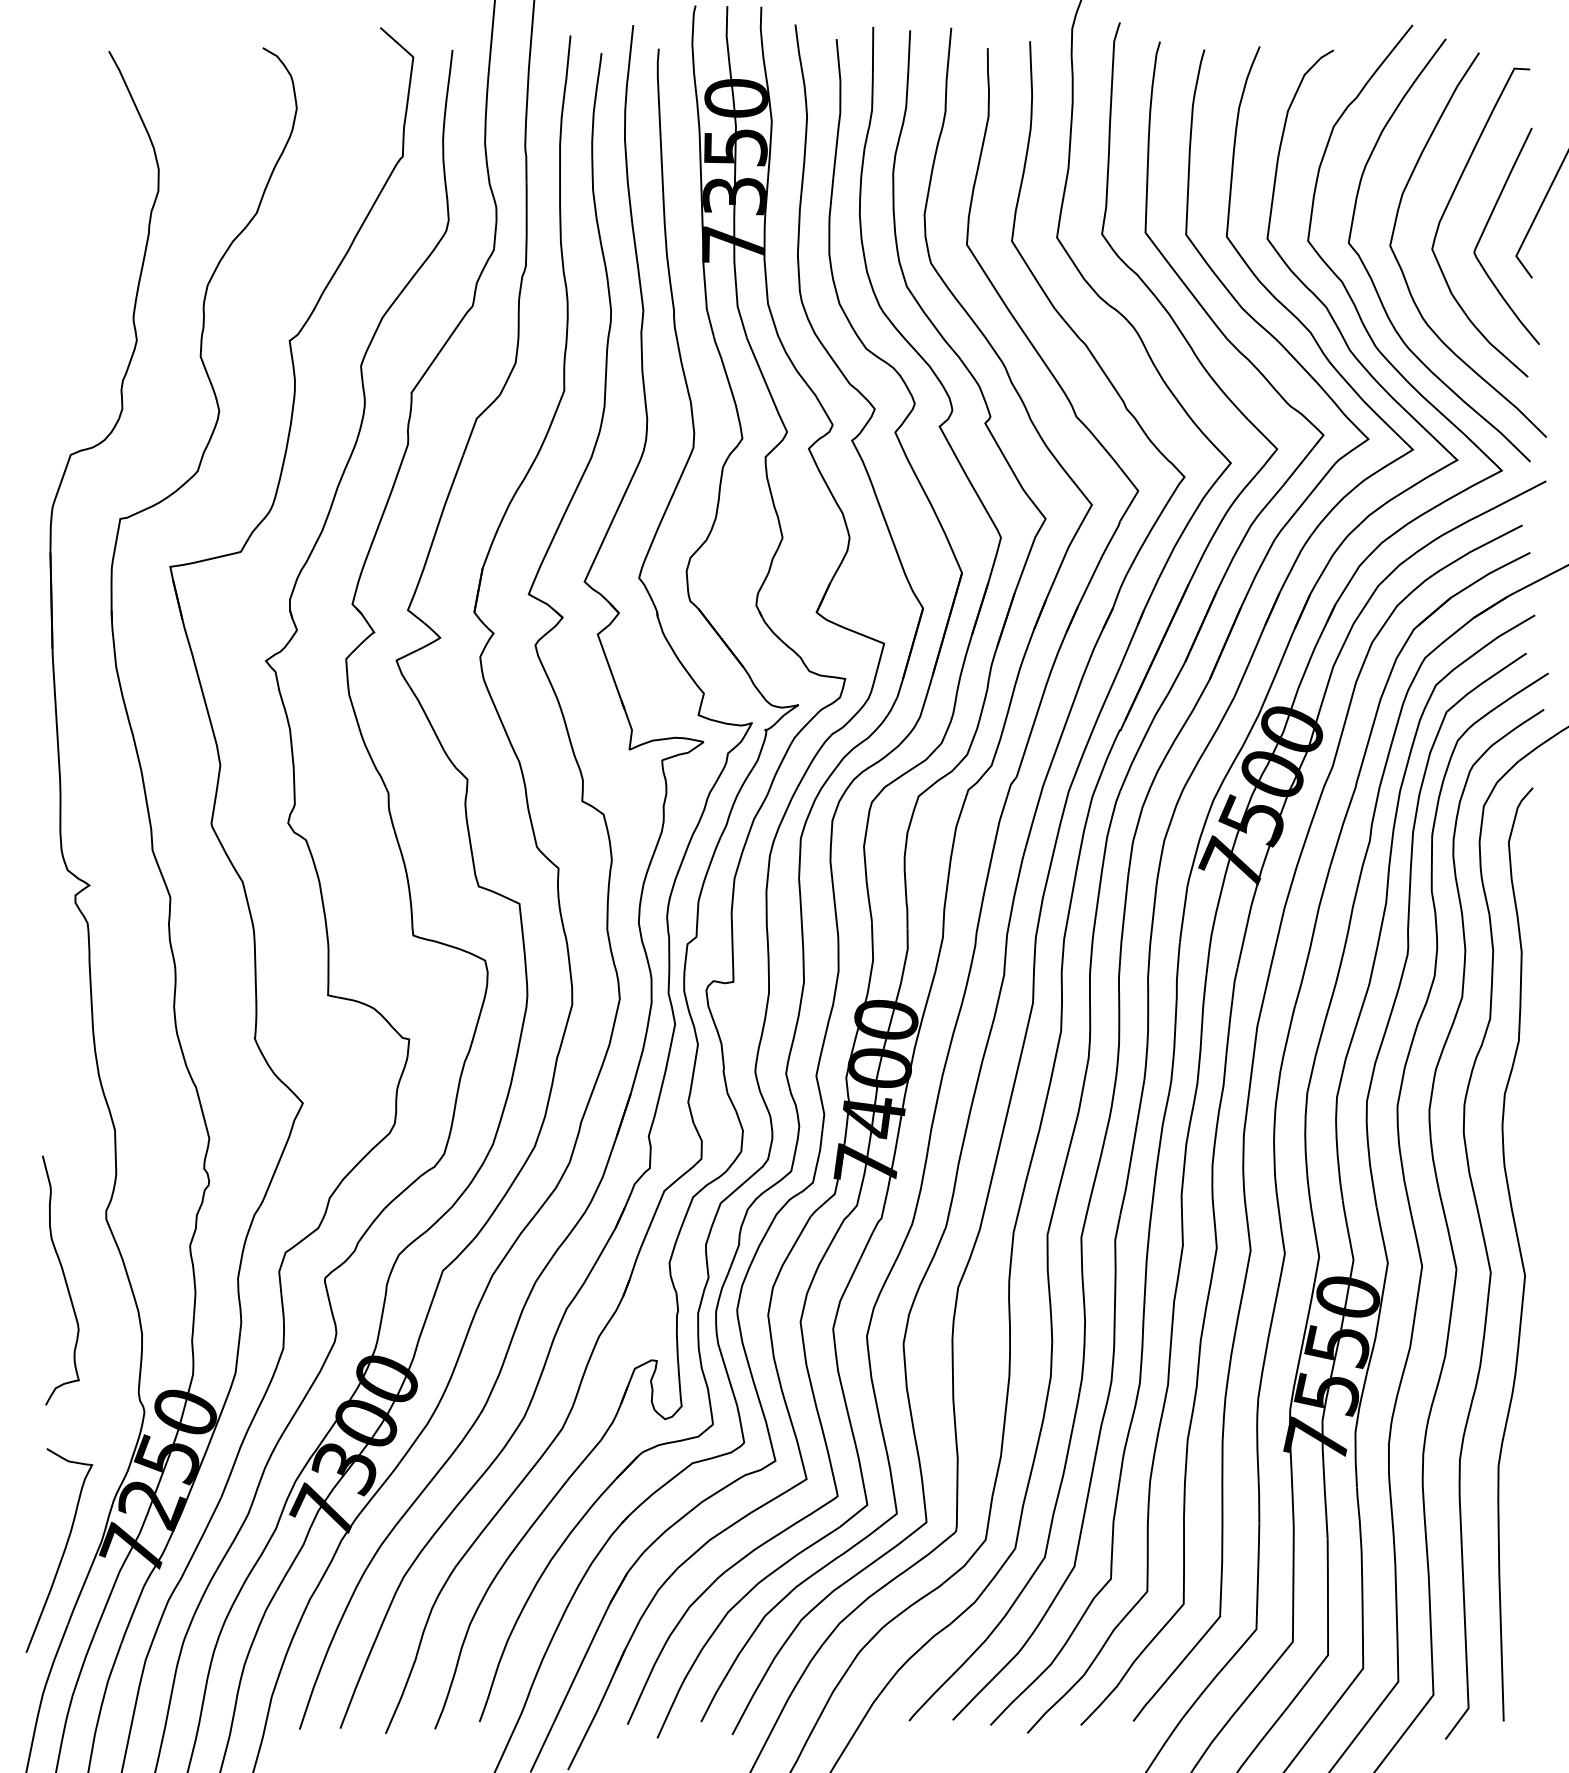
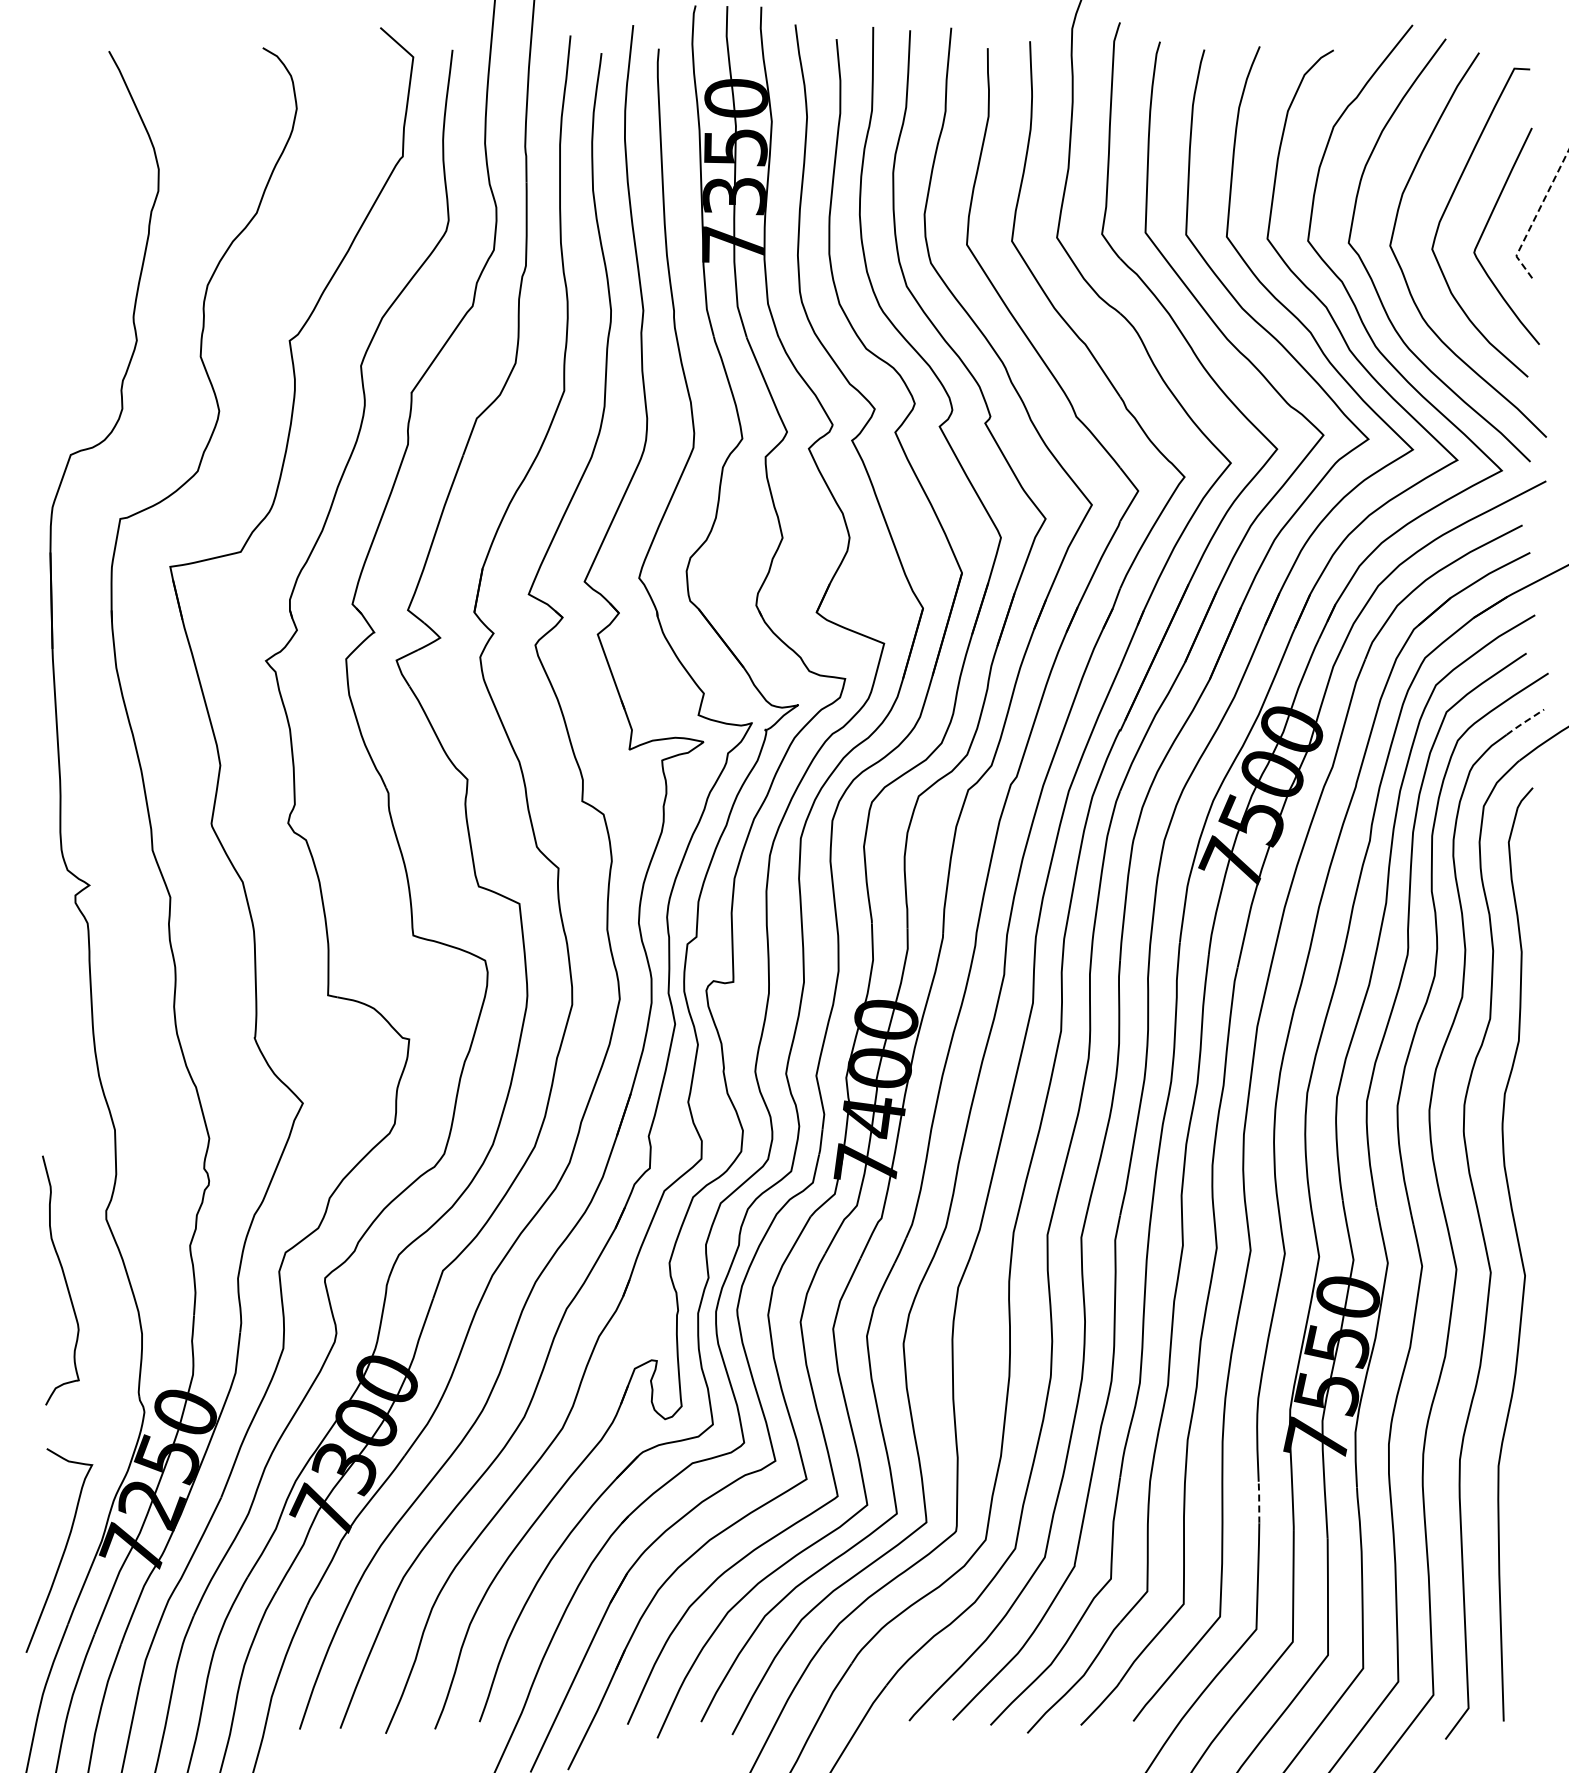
line: solid -> dashed (1536, 216)
line: solid -> dashed (1524, 722)
line: solid -> dashed (1259, 1502)
